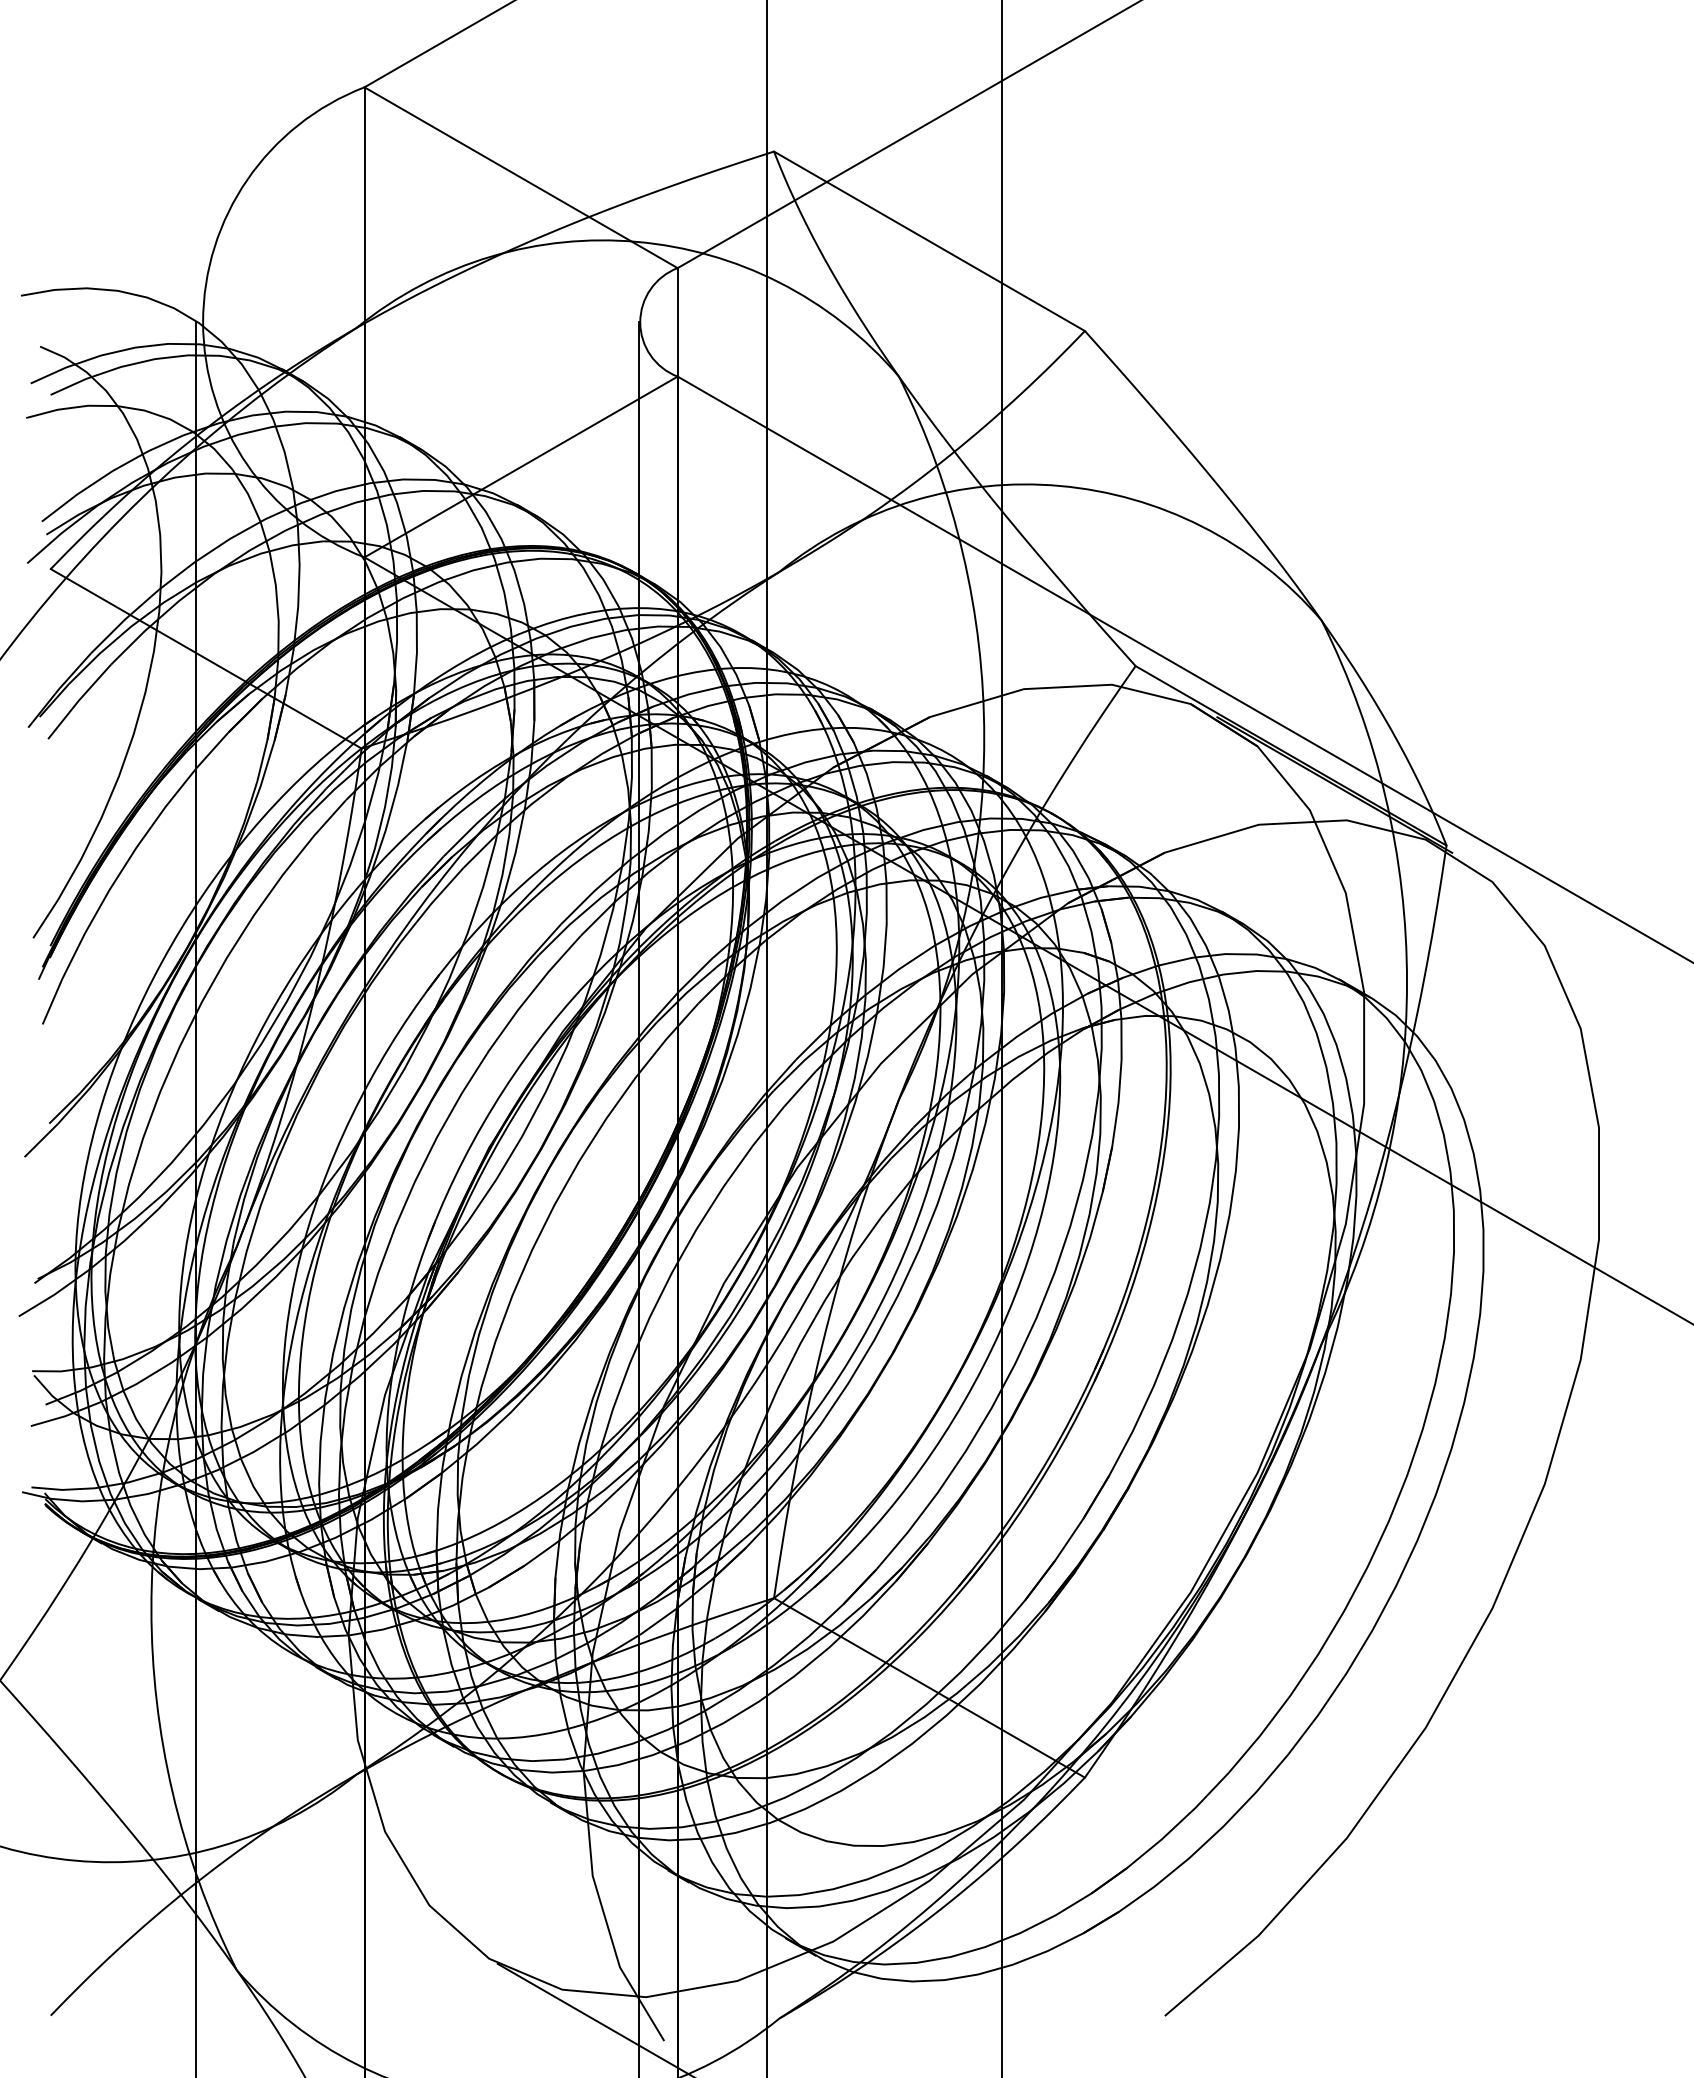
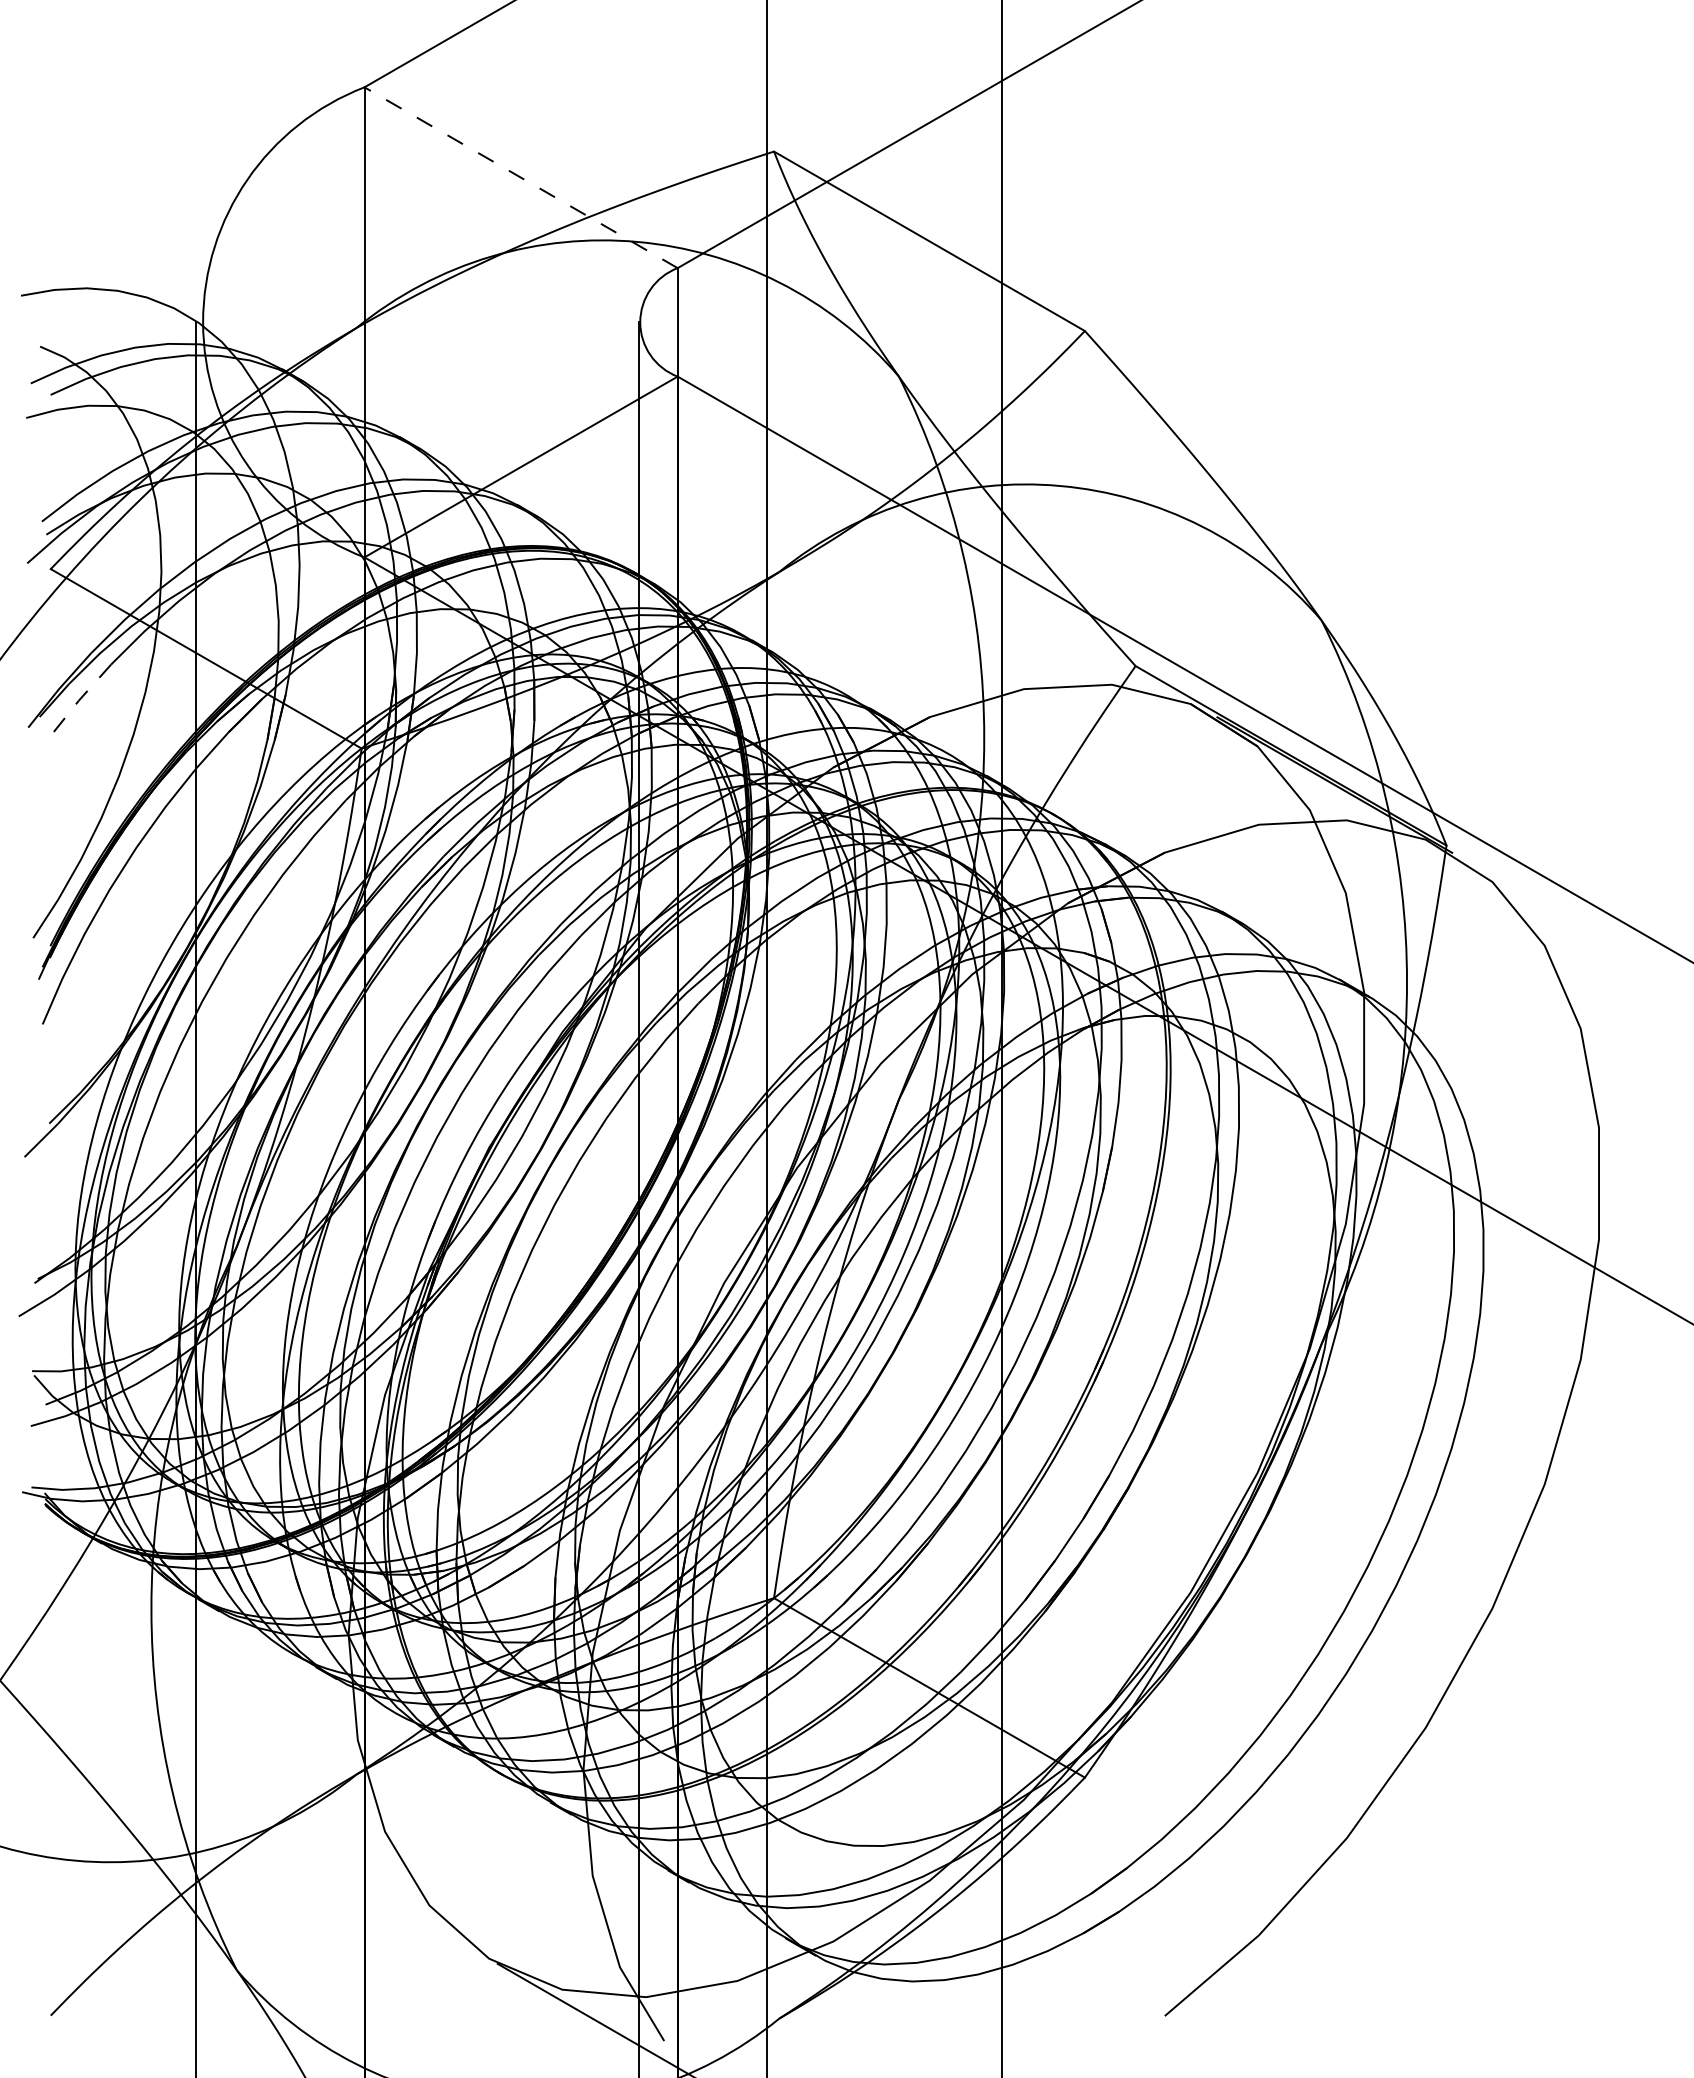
line: solid -> dashed (521, 177)
line: solid -> dashed (78, 700)
